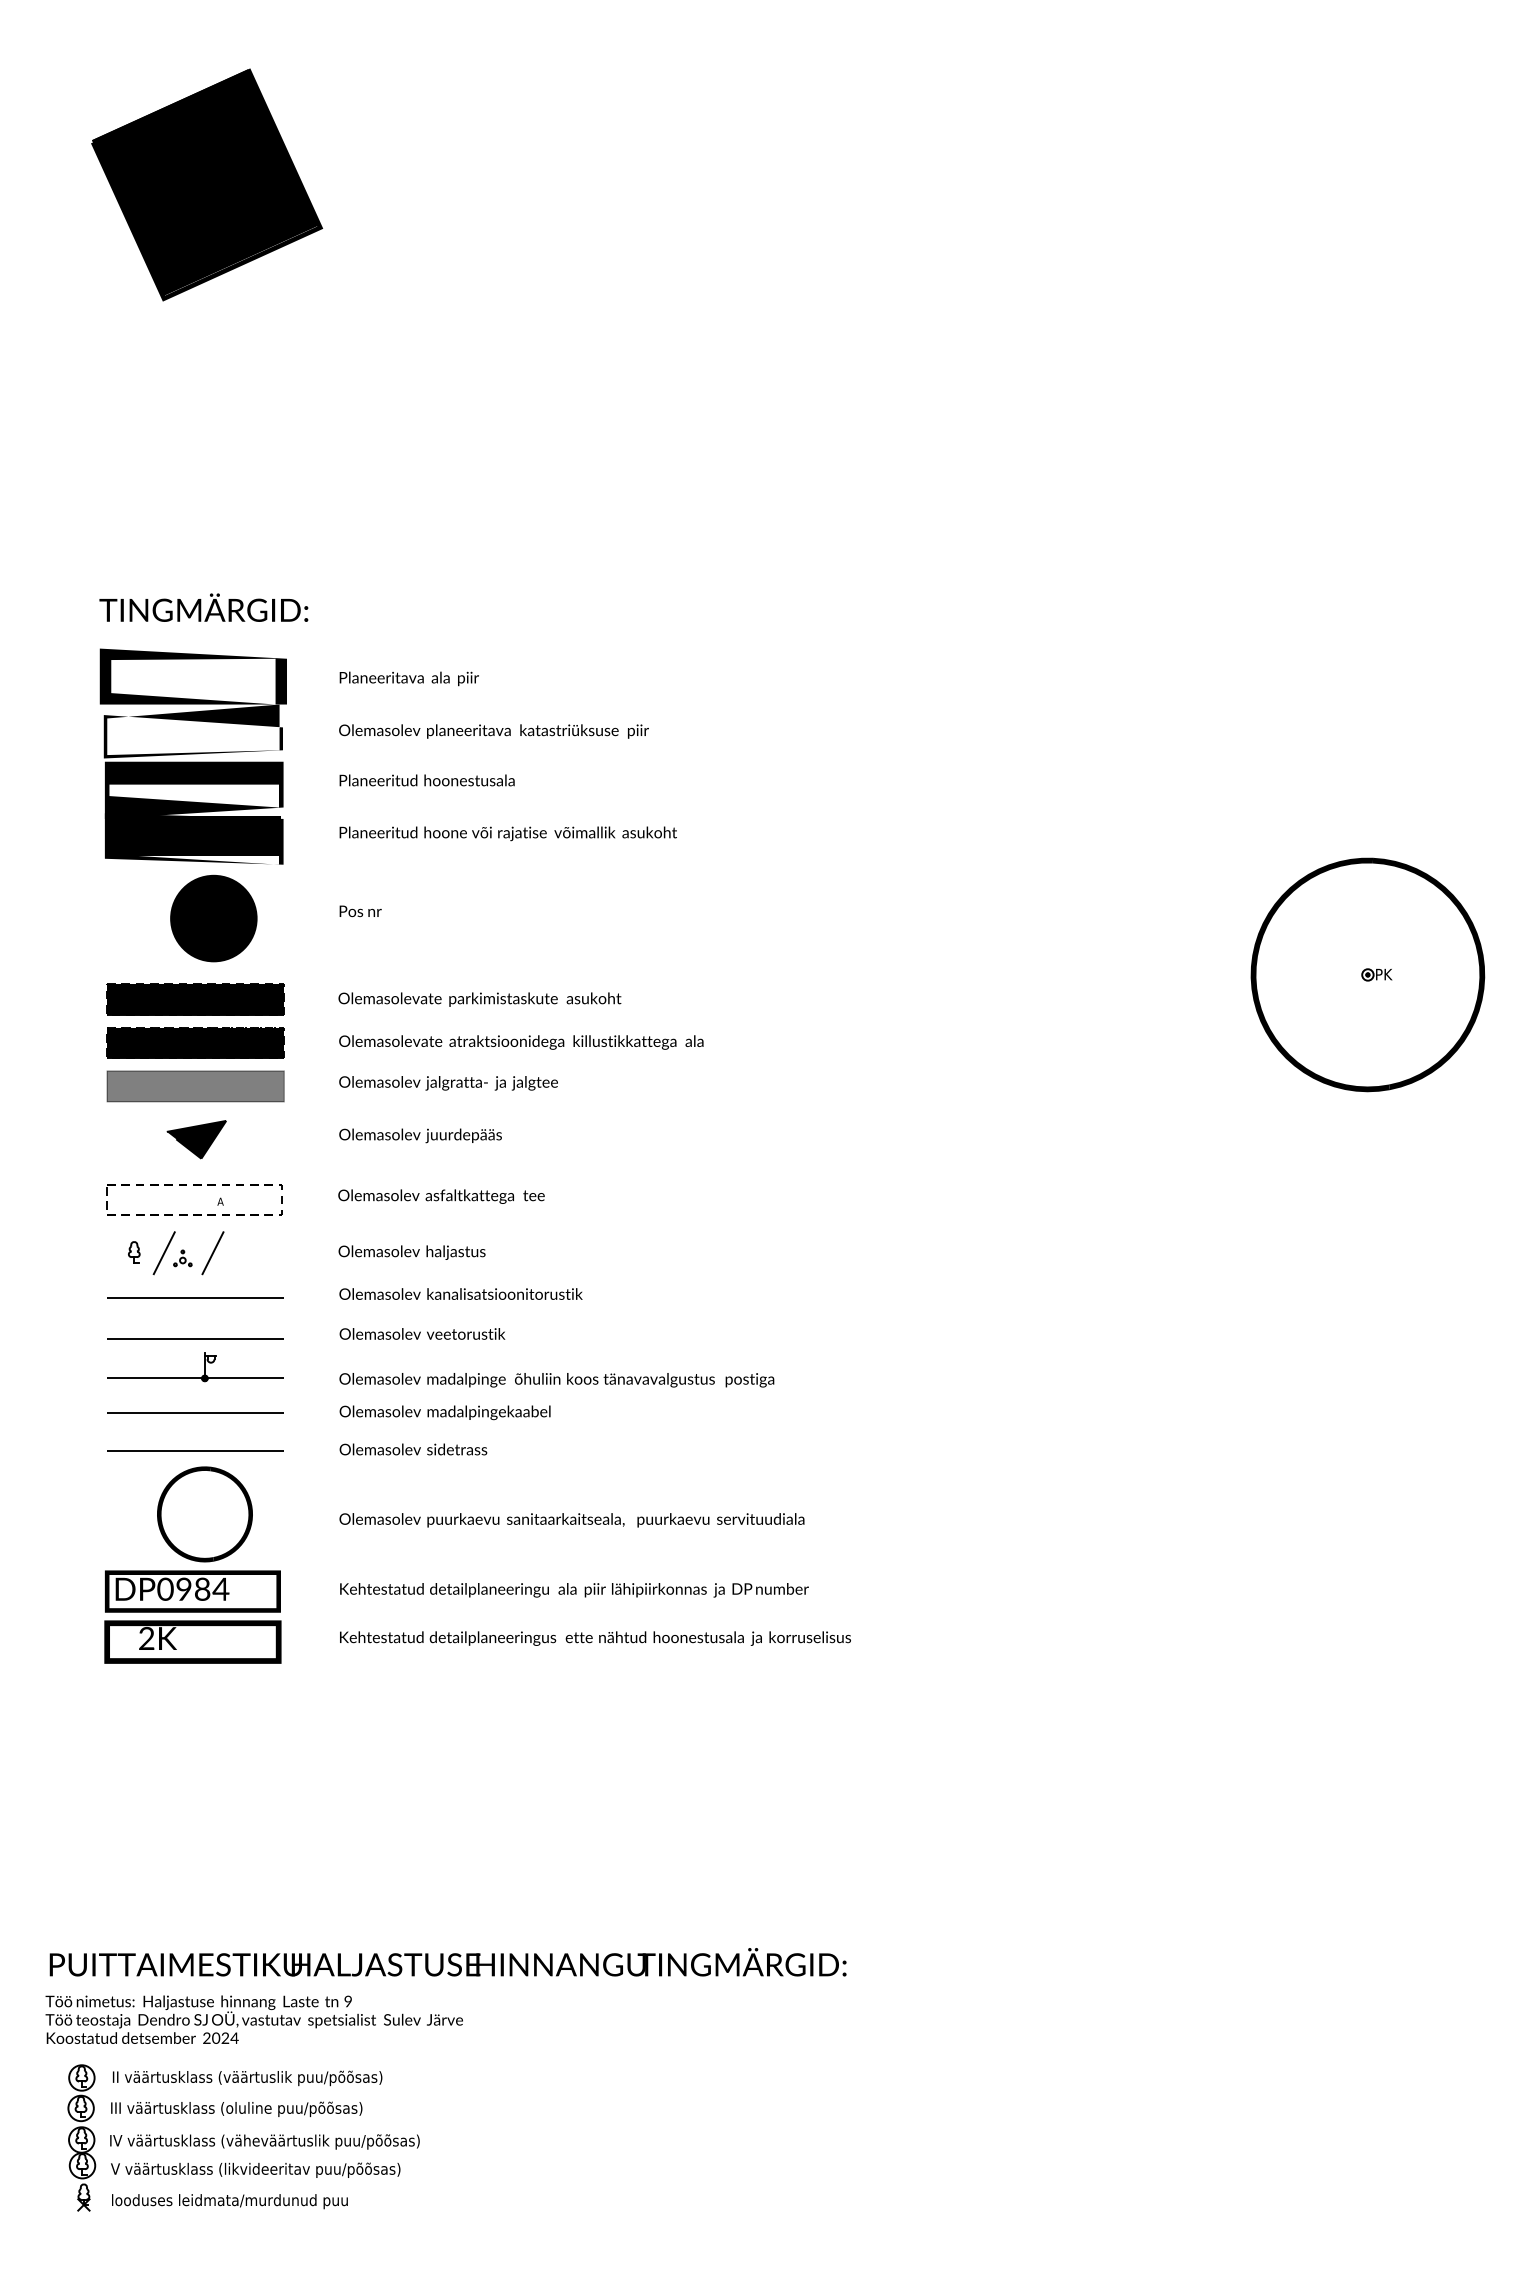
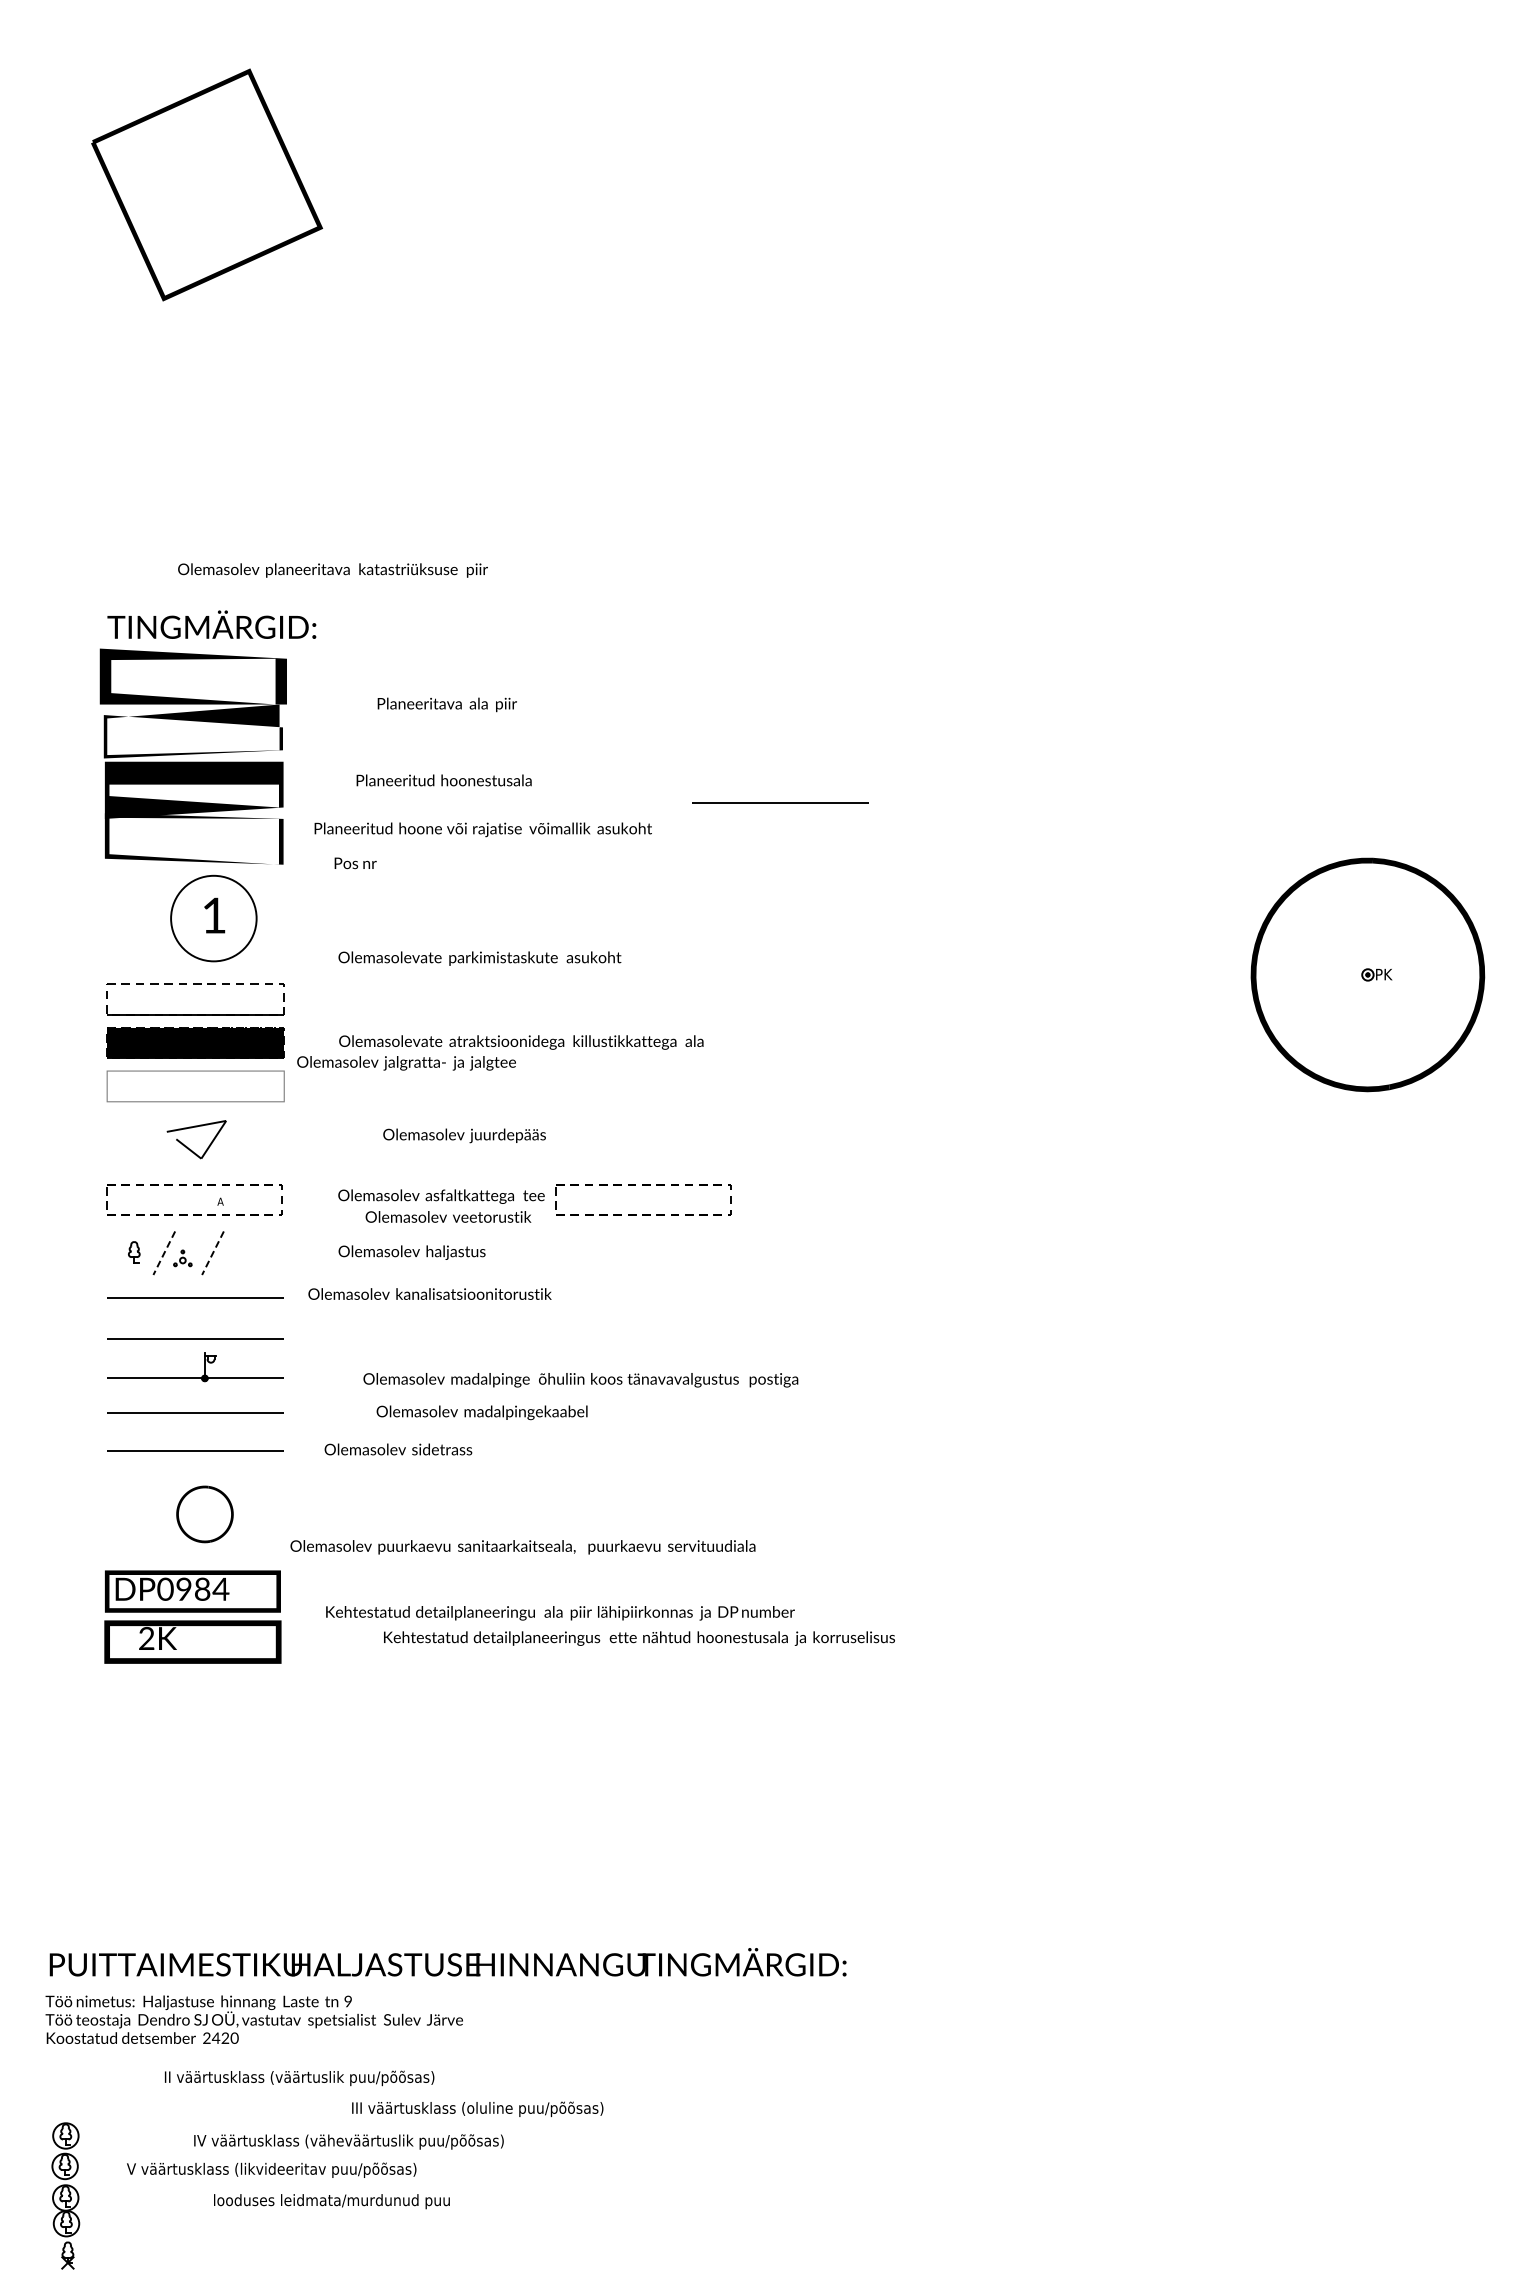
fill: present -> none (205, 182)
text position: (203, 607) -> (211, 624) (211, 624)
text position: (408, 678) -> (446, 704) (446, 704)
text position: (493, 731) -> (332, 570) (332, 570)
text position: (426, 780) -> (443, 780) (443, 780)
line: none -> present (780, 802)
text position: (507, 833) -> (482, 829) (482, 829)
fill: present -> none (194, 835)
text position: (360, 911) -> (355, 863) (355, 863)
fill: present -> none (213, 918)
fill: present -> none (195, 999)
text position: (479, 999) -> (479, 958) (479, 958)
text position: (448, 1083) -> (406, 1063) (406, 1063)
fill: present -> none (195, 1086)
text position: (420, 1135) -> (464, 1135) (464, 1135)
fill: present -> none (196, 1139)
part: none -> present (643, 1185)
line: solid -> dashed (164, 1253)
line: solid -> dashed (212, 1253)
text position: (460, 1293) -> (429, 1293) (429, 1293)
text position: (422, 1333) -> (448, 1216) (448, 1216)
text position: (556, 1380) -> (580, 1380) (580, 1380)
text position: (444, 1412) -> (481, 1412) (481, 1412)
text position: (413, 1449) -> (398, 1449) (398, 1449)
part size: 96x97 px -> 58x59 px (204, 1514)
text position: (571, 1520) -> (522, 1547) (522, 1547)
text position: (574, 1590) -> (560, 1613) (560, 1613)
text position: (595, 1638) -> (639, 1638) (639, 1638)
text: 2024 -> 2420 (224, 2037)
text position: (247, 2078) -> (299, 2078) (299, 2078)
text position: (236, 2108) -> (477, 2108) (477, 2108)
part position: (81, 2137) -> (65, 2195) (65, 2195)
text position: (264, 2141) -> (348, 2141) (348, 2141)
text position: (255, 2169) -> (271, 2169) (271, 2169)
text position: (229, 2201) -> (331, 2201) (331, 2201)
